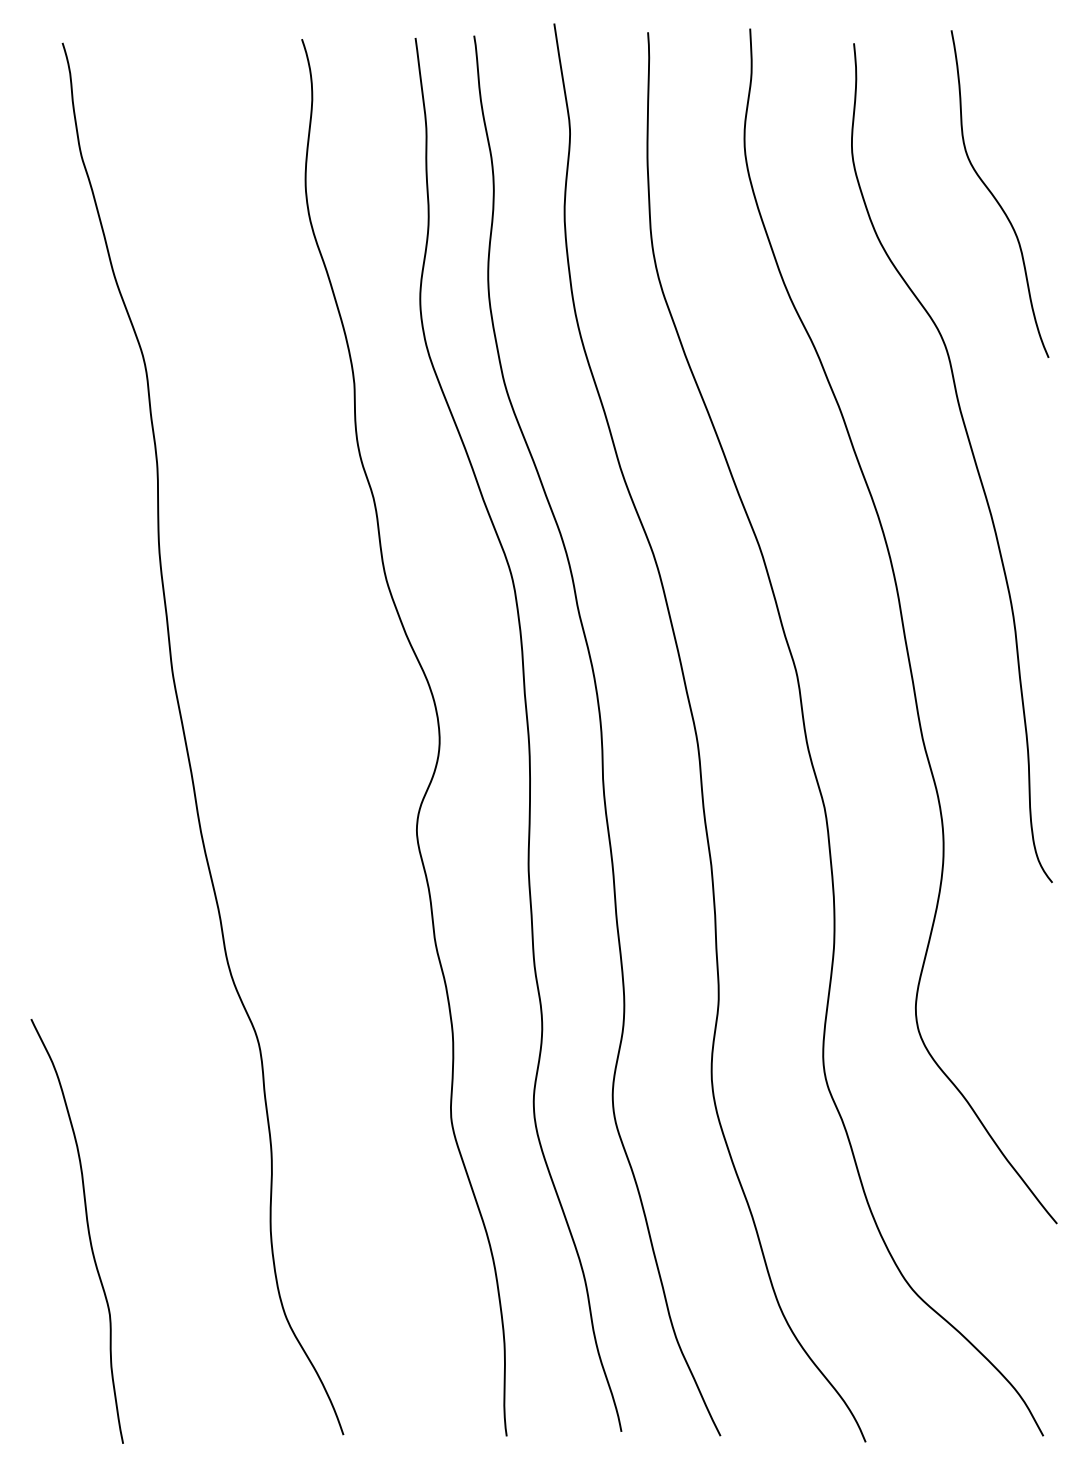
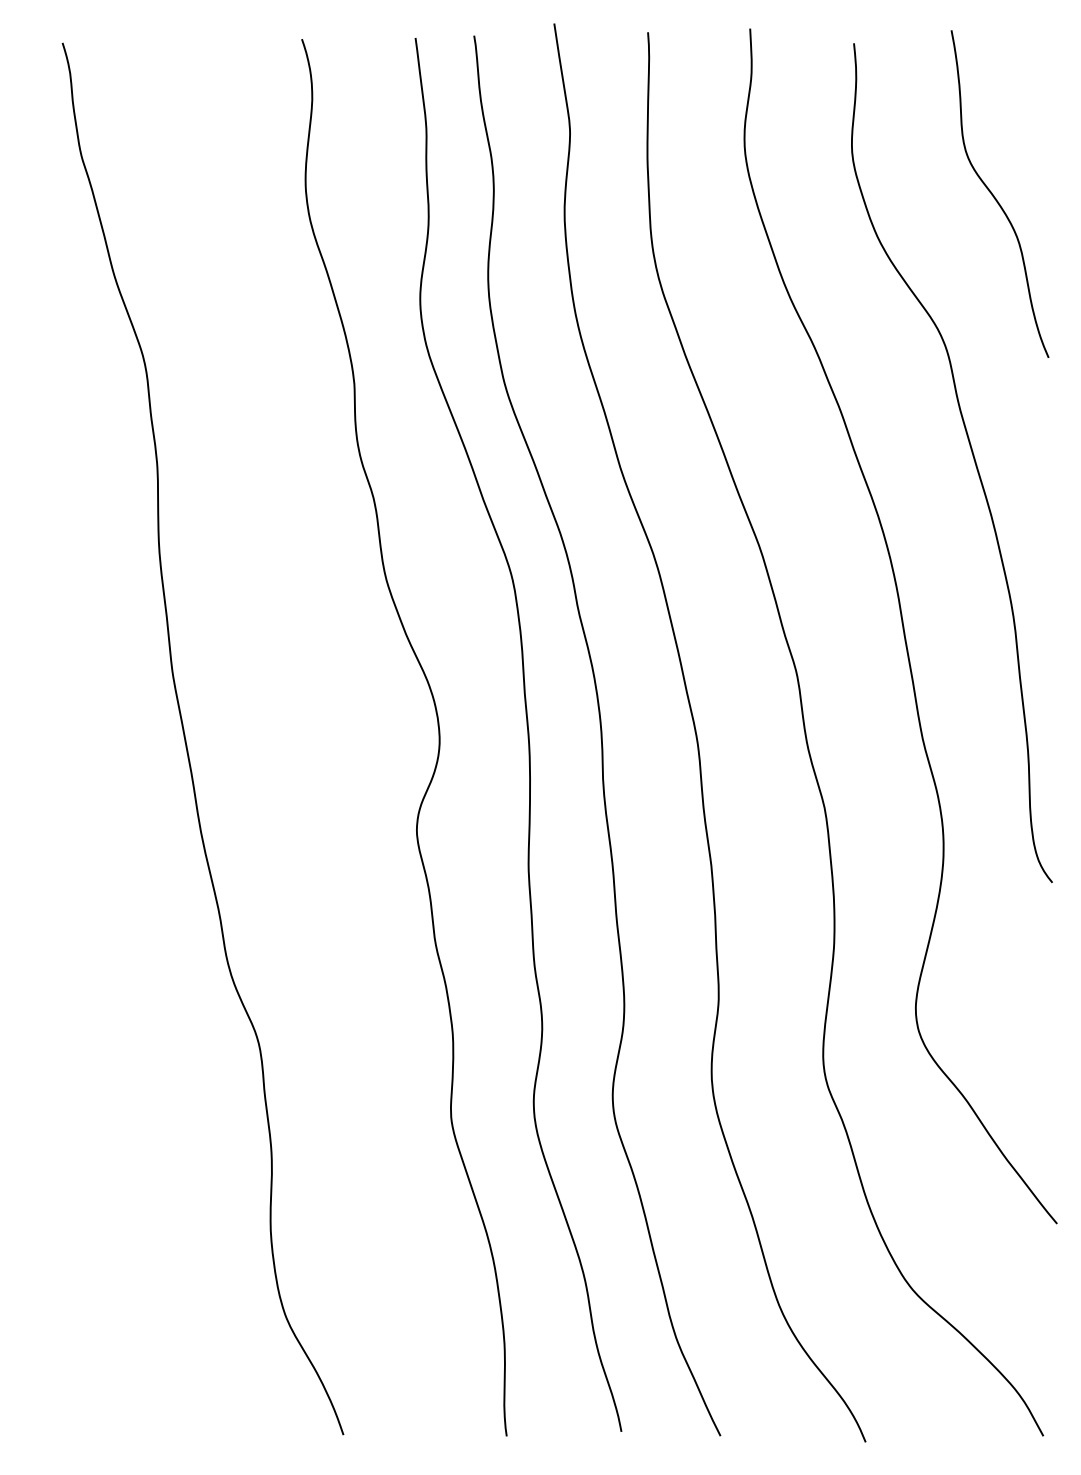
curve: present -> none (87, 1230)
